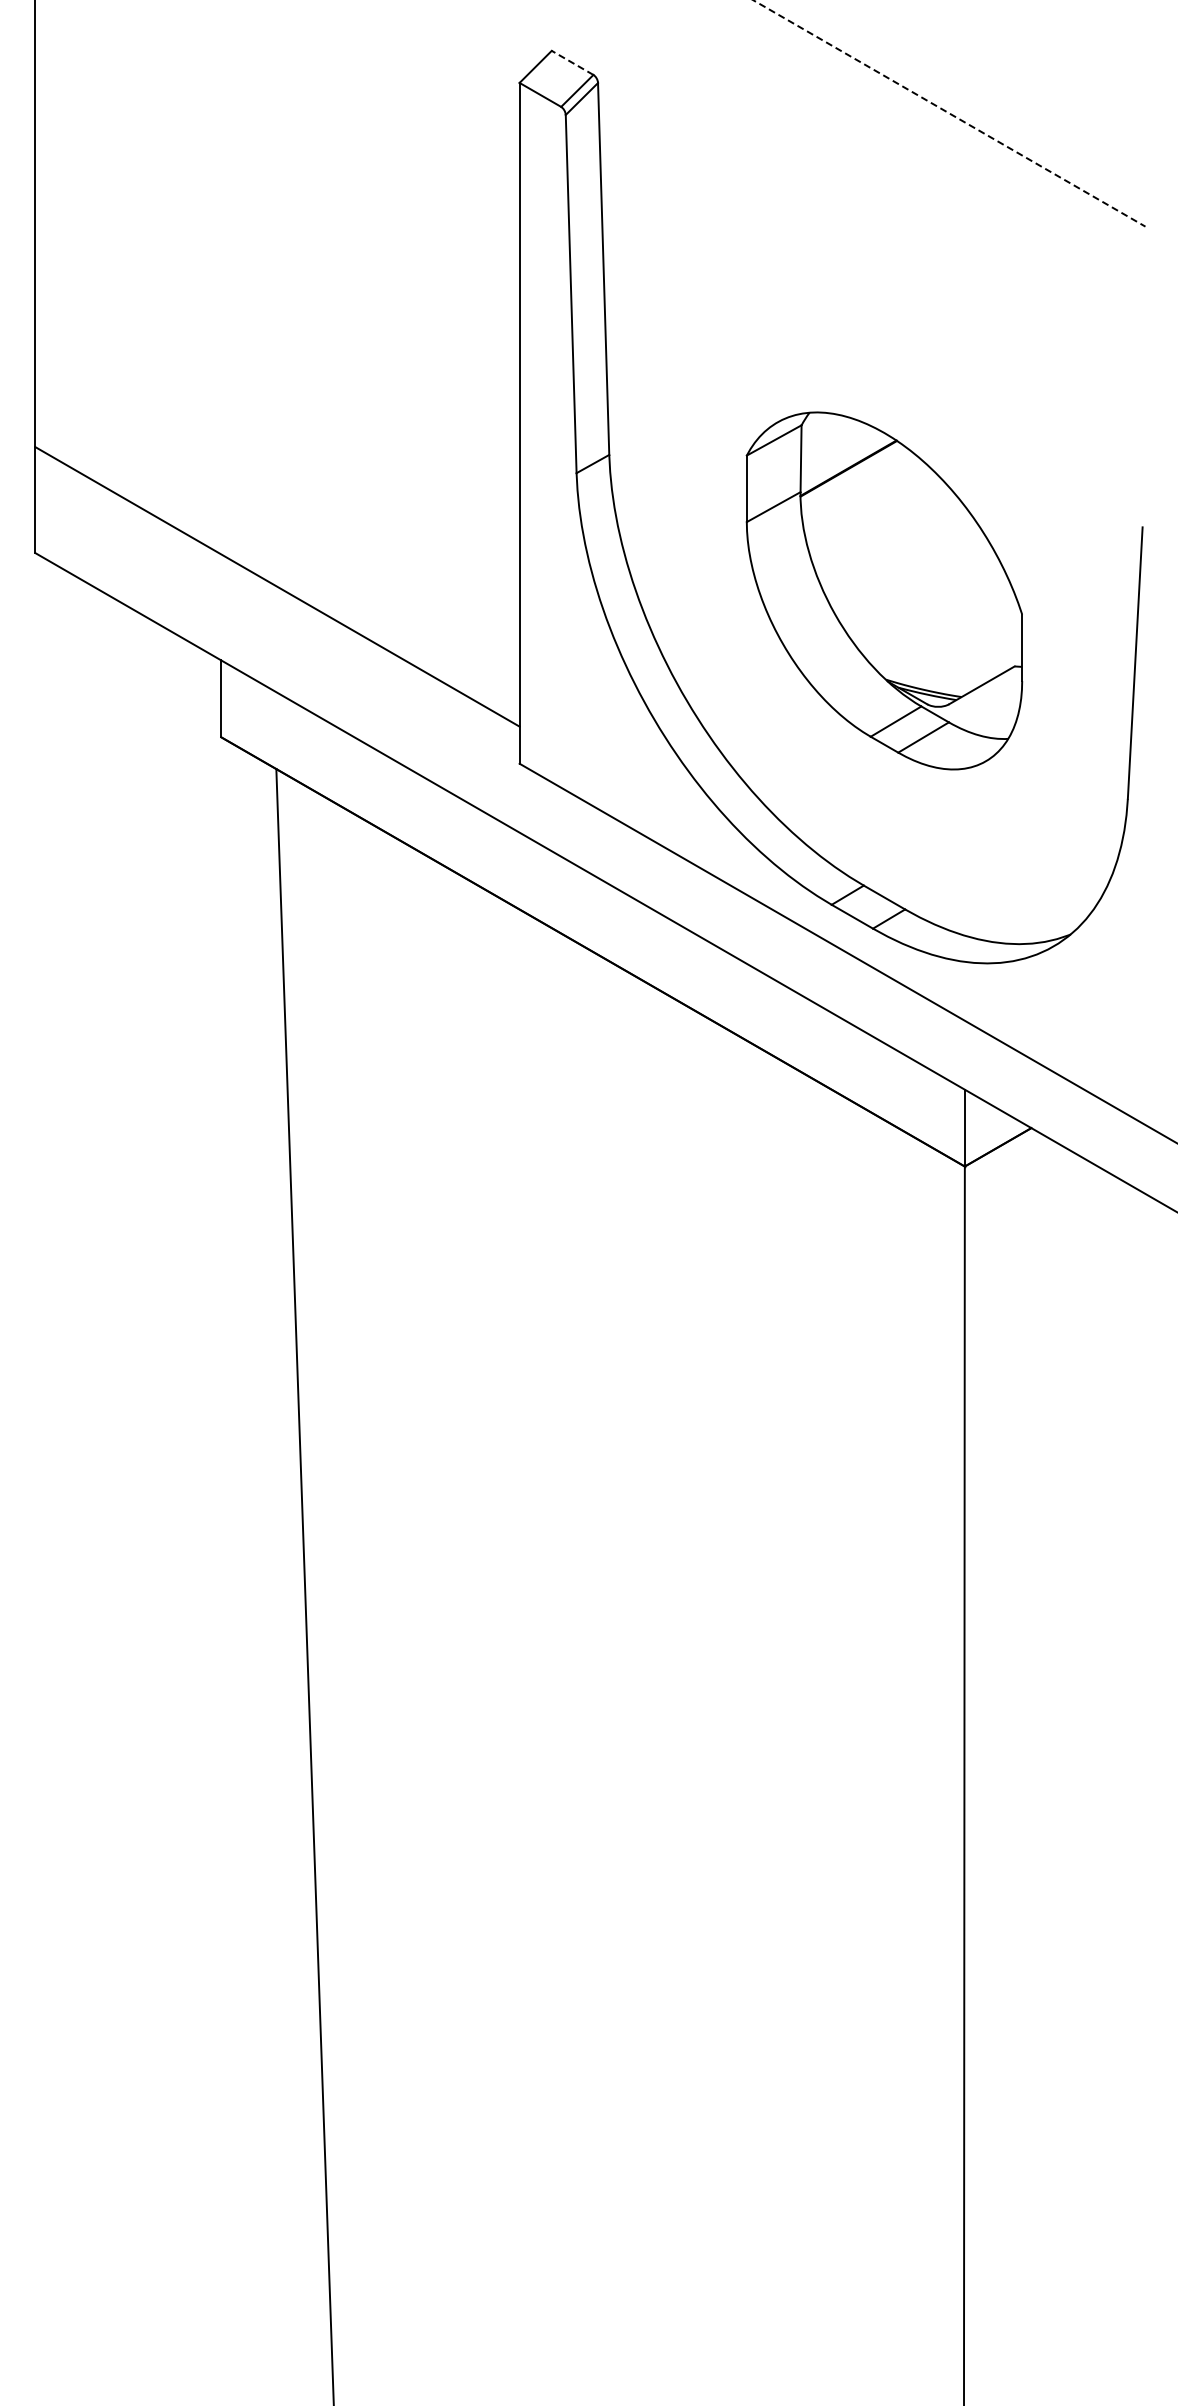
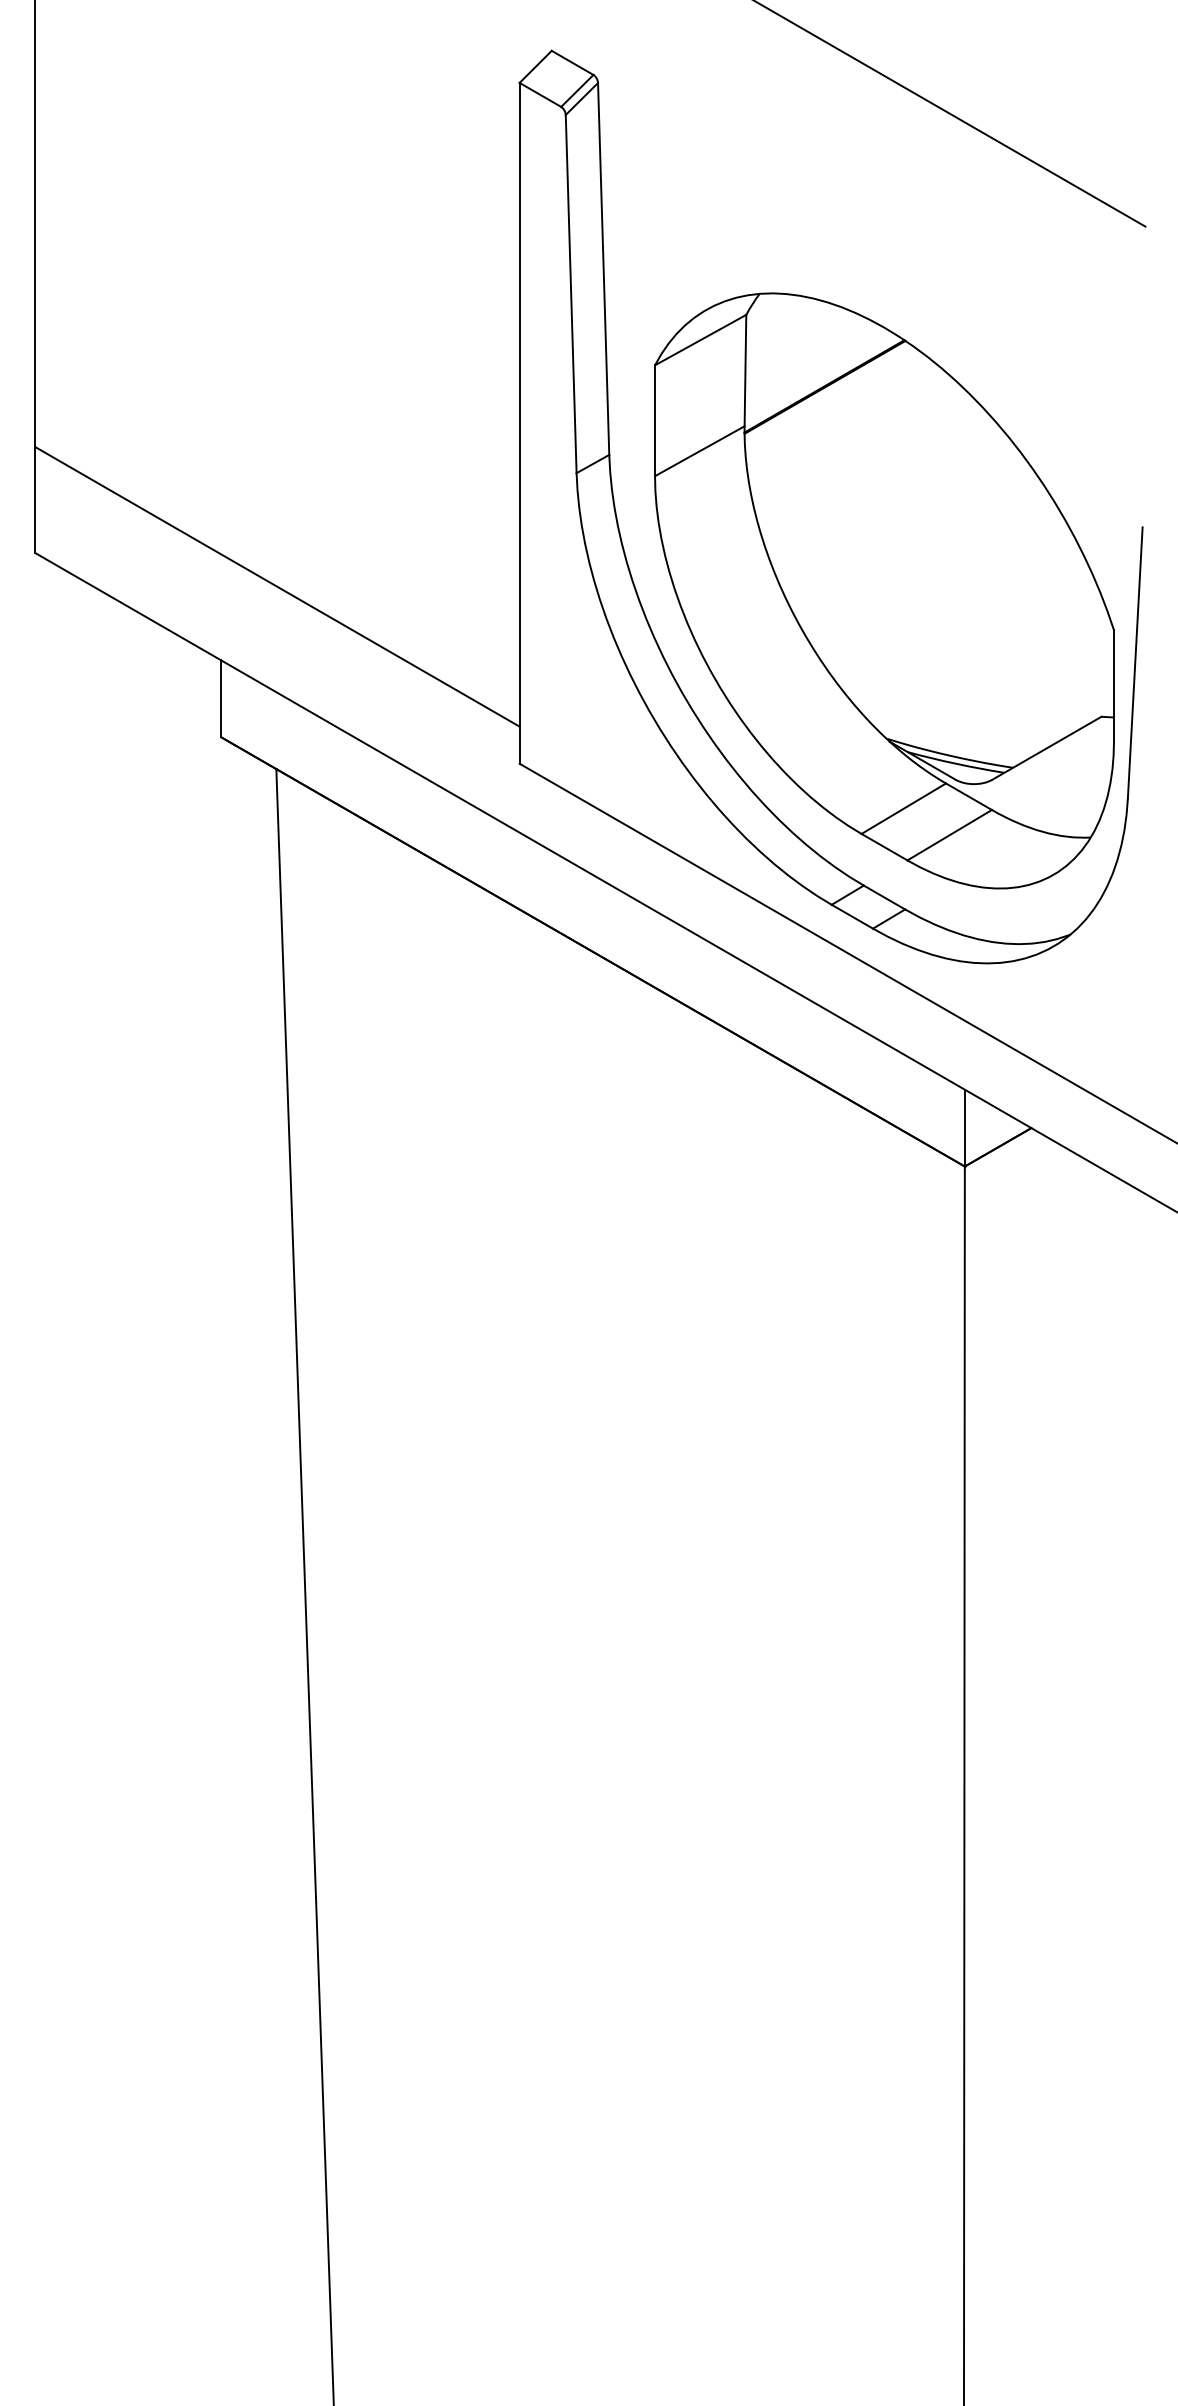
line: dashed -> solid (572, 62)
line: dashed -> solid (949, 113)
part size: 279x360 px -> 461x598 px (884, 590)
